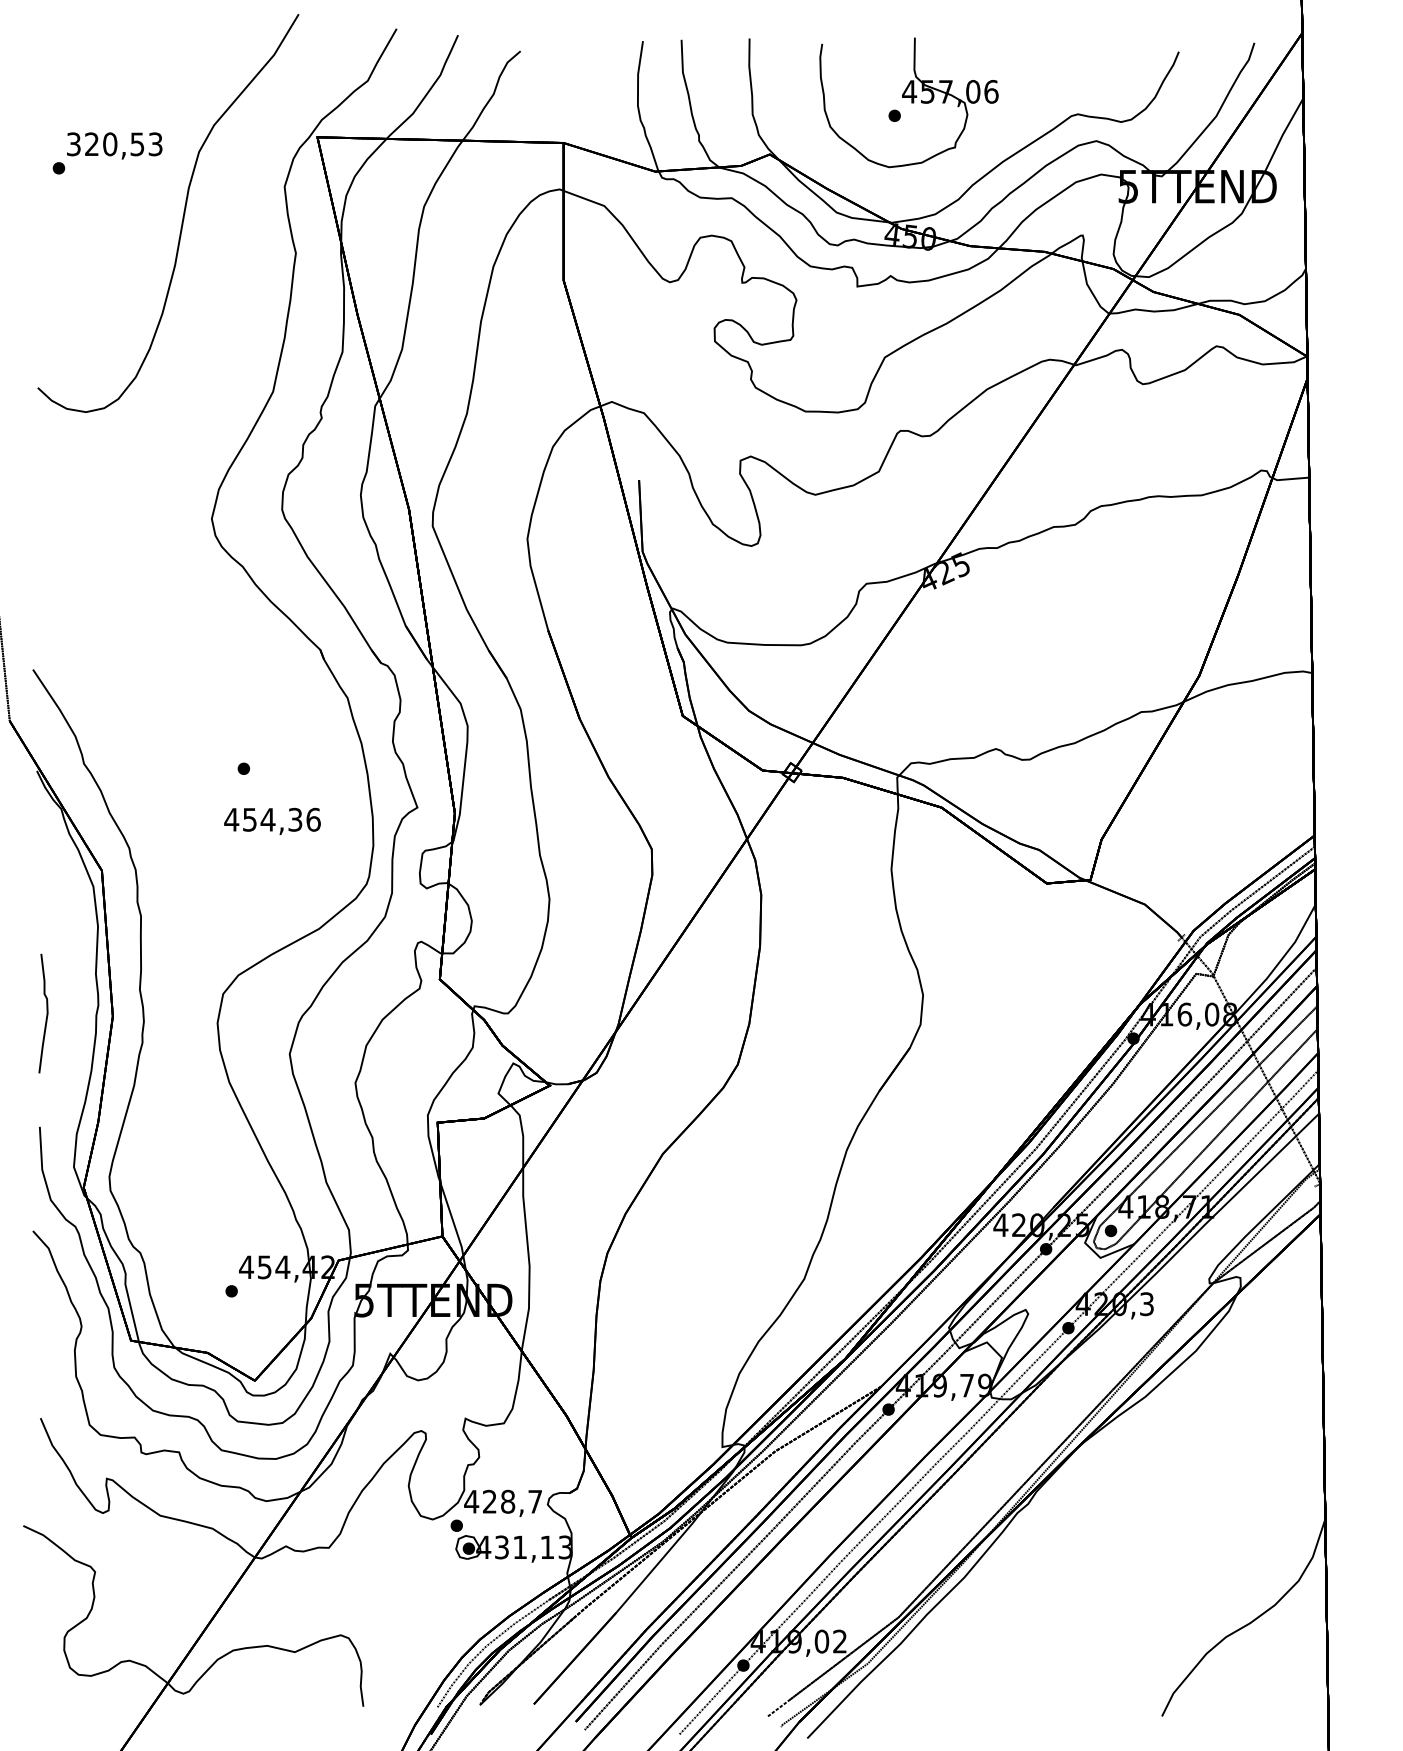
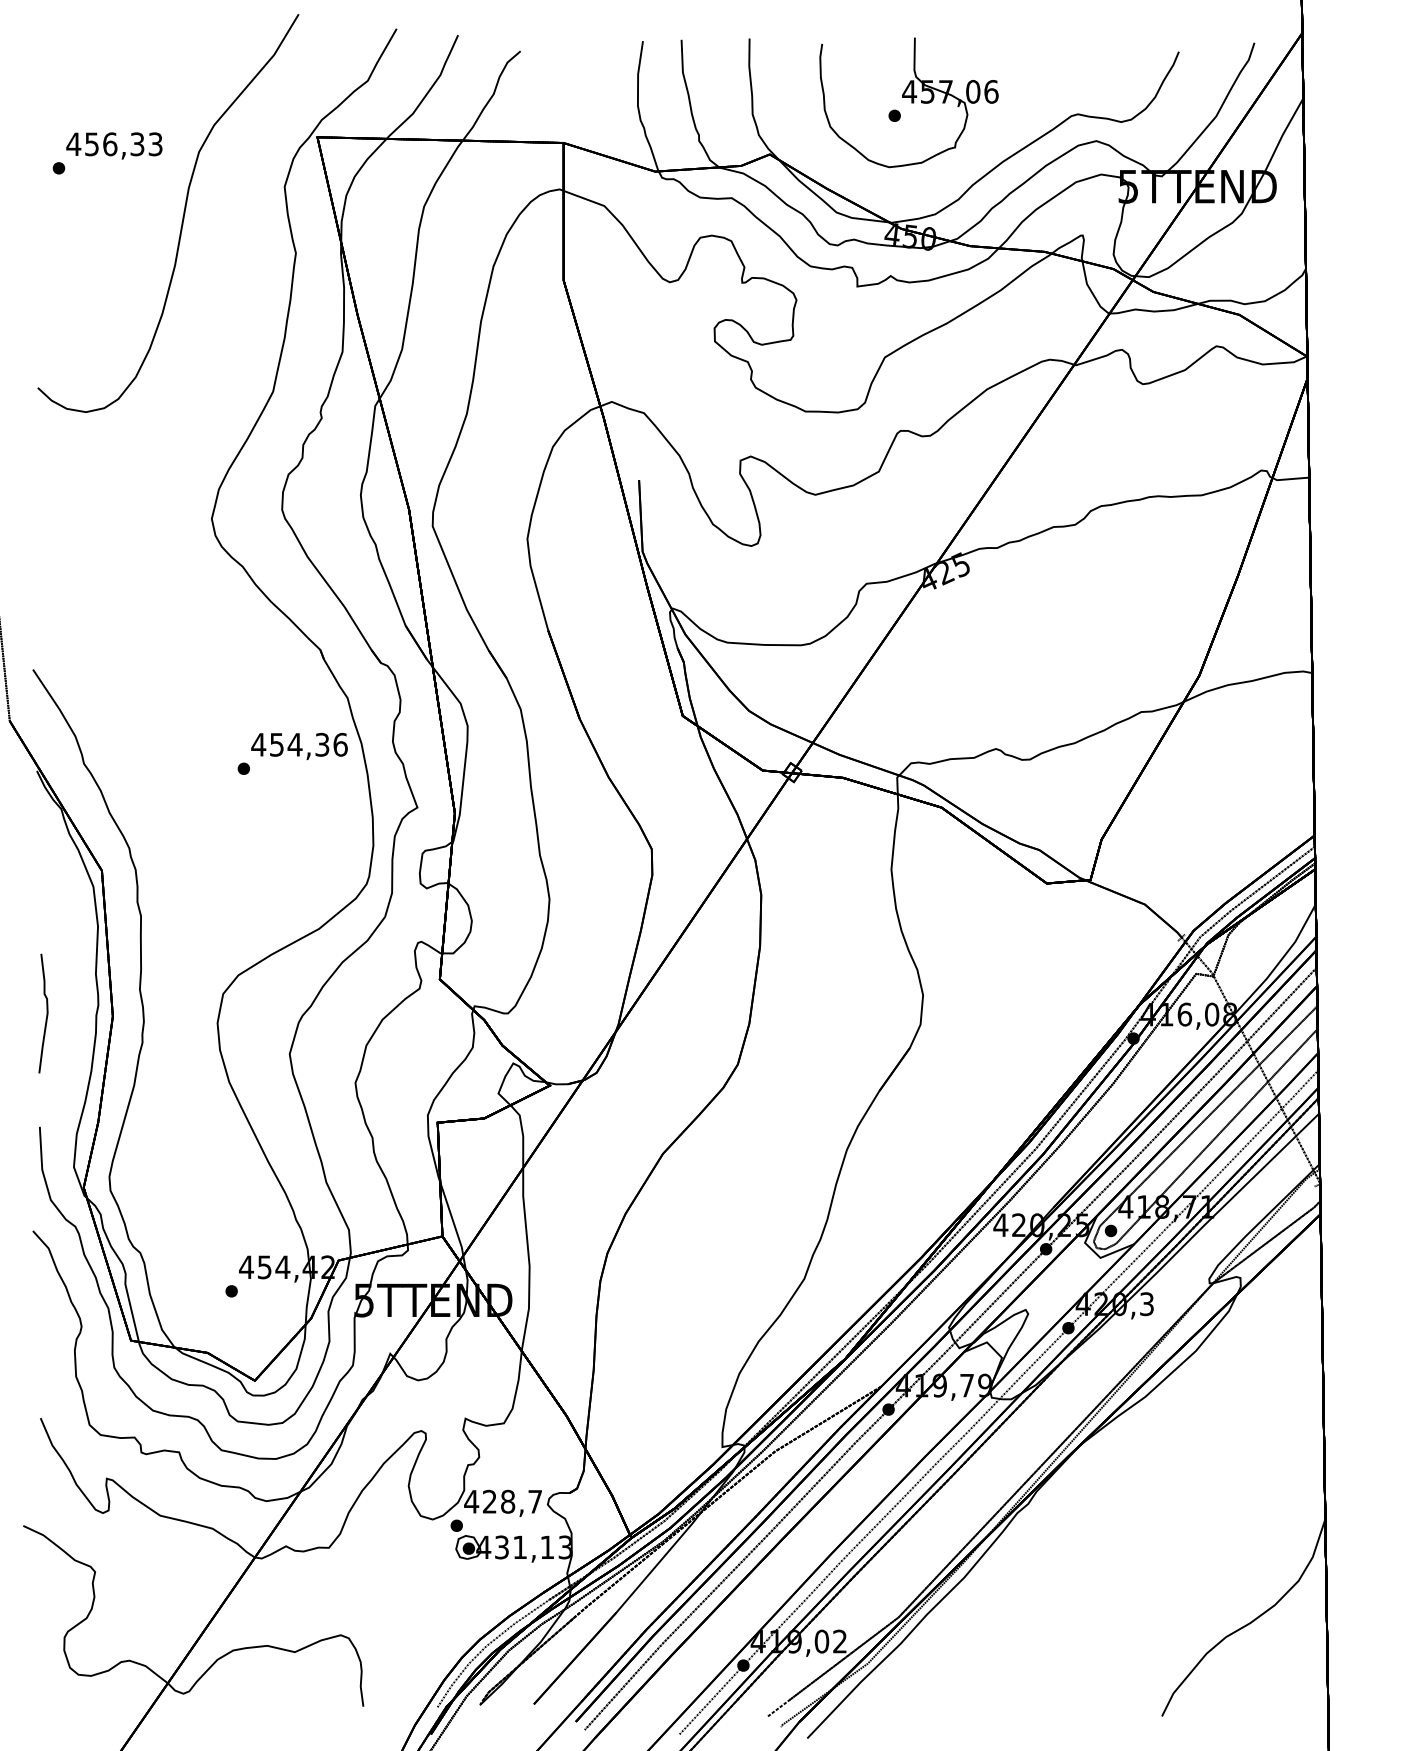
text: 320,53 -> 456,33 (105, 144)
text position: (272, 820) -> (299, 745) (299, 745)
